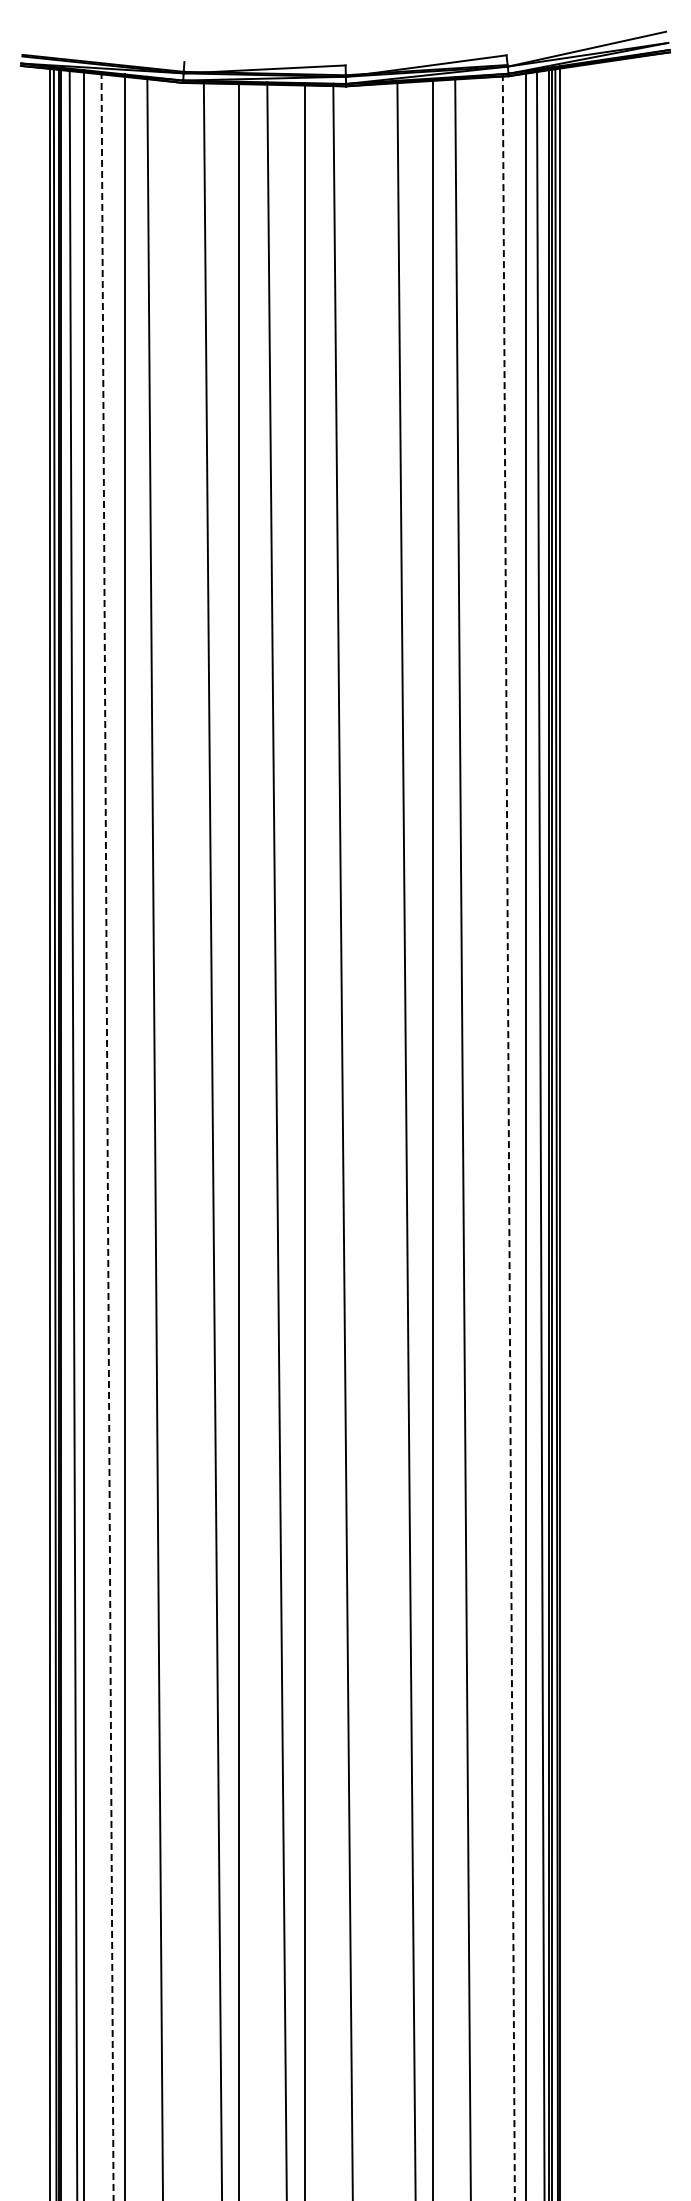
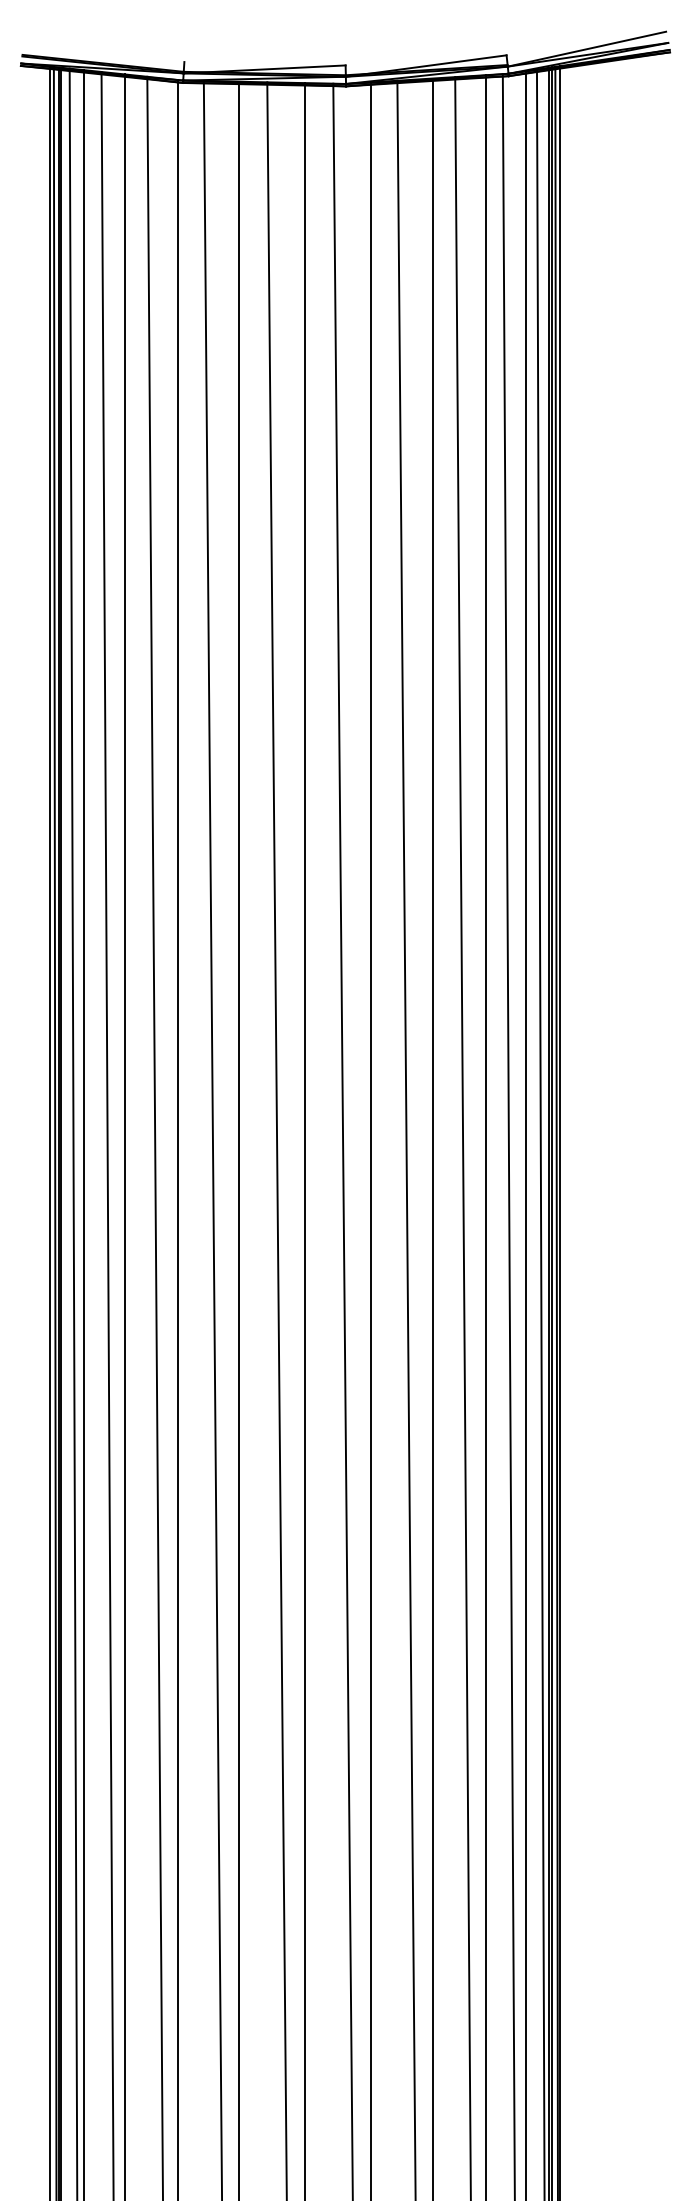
line: dashed -> solid (107, 1136)
line: none -> present (485, 1136)
line: dashed -> solid (508, 1137)
line: none -> present (177, 1138)
line: none -> present (371, 1139)
